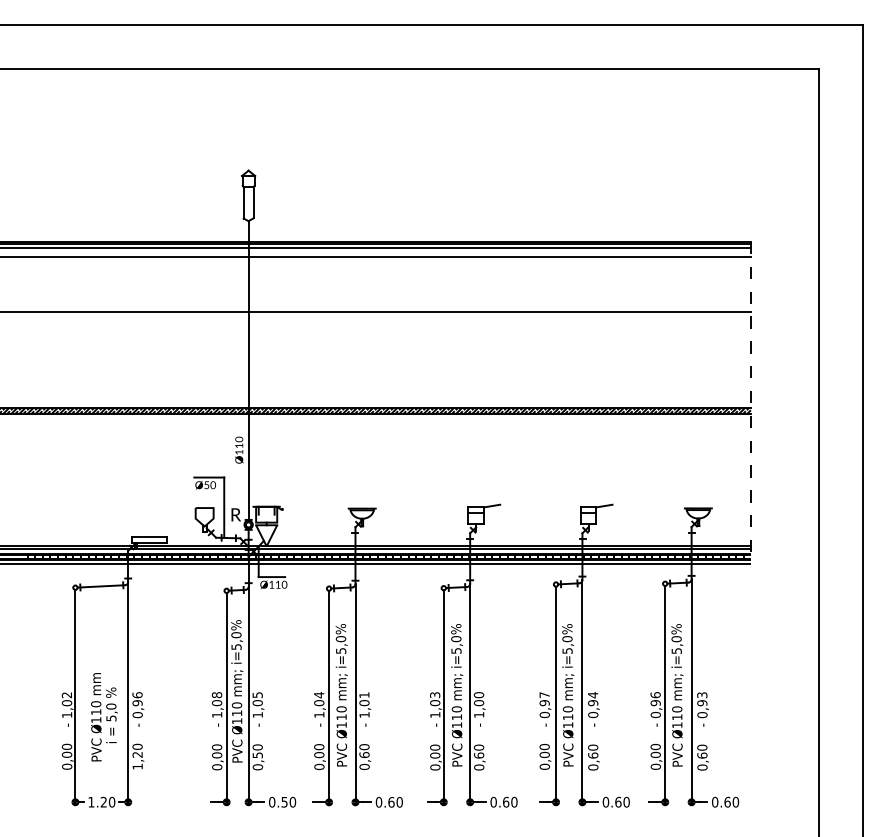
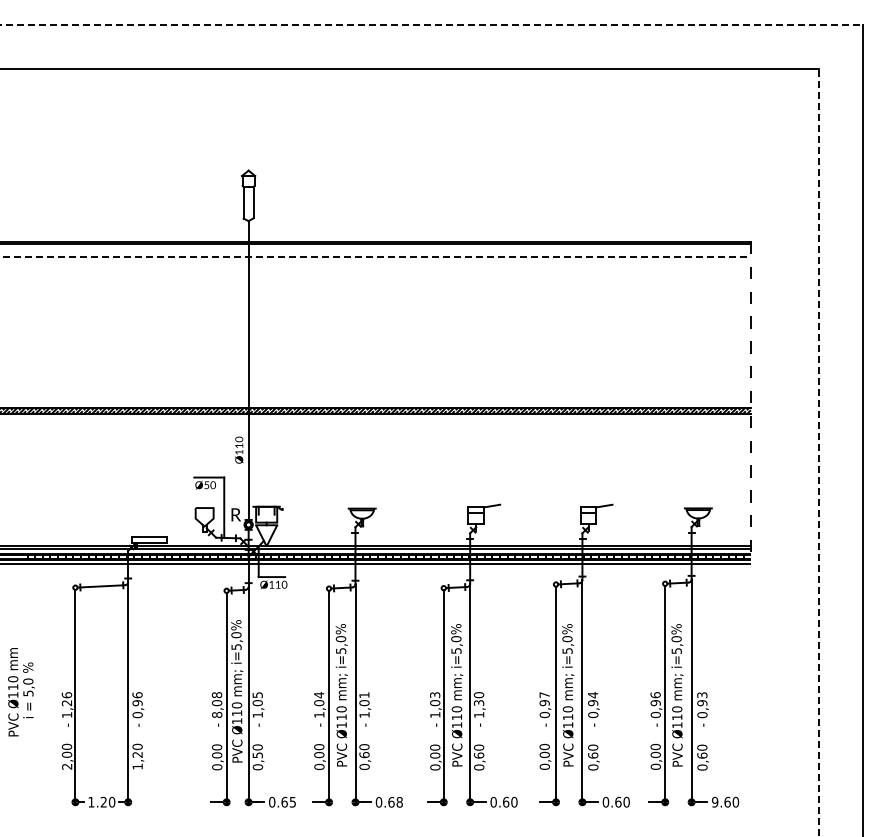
line: solid -> dashed (432, 25)
line: present -> none (376, 248)
line: solid -> dashed (375, 256)
line: present -> none (376, 312)
line: solid -> dashed (819, 452)
text: 1,02 -> 1,26 (66, 699)
text: 1,00 -> 1,30 (479, 703)
text: 1,08 -> 8,08 (217, 714)
text position: (104, 717) -> (21, 692) (21, 692)
text: 0,00 -> 2,00 (67, 766)
text: 0.50 -> 0.65 (288, 801)
text: 0.60 -> 0.68 (399, 802)
text: 0.60 -> 9.60 (714, 802)
